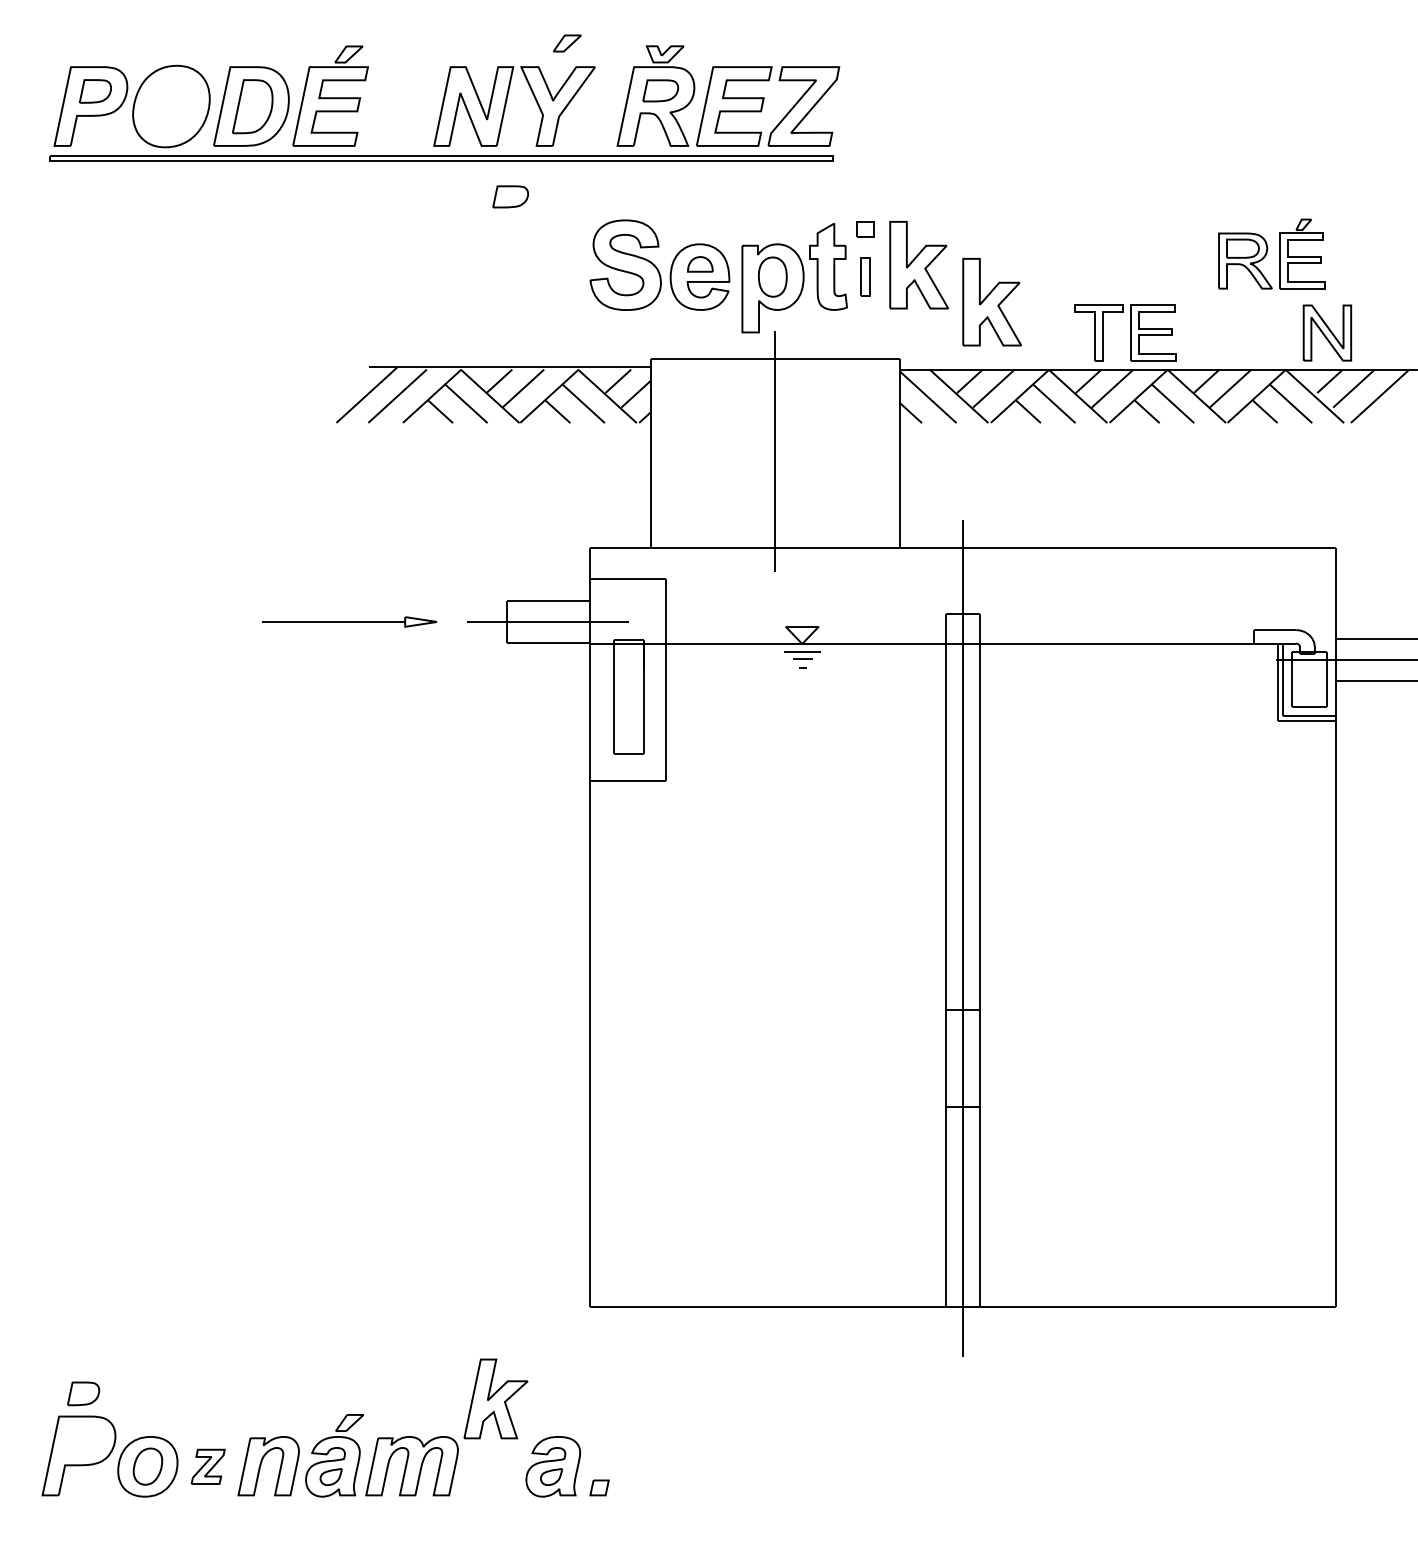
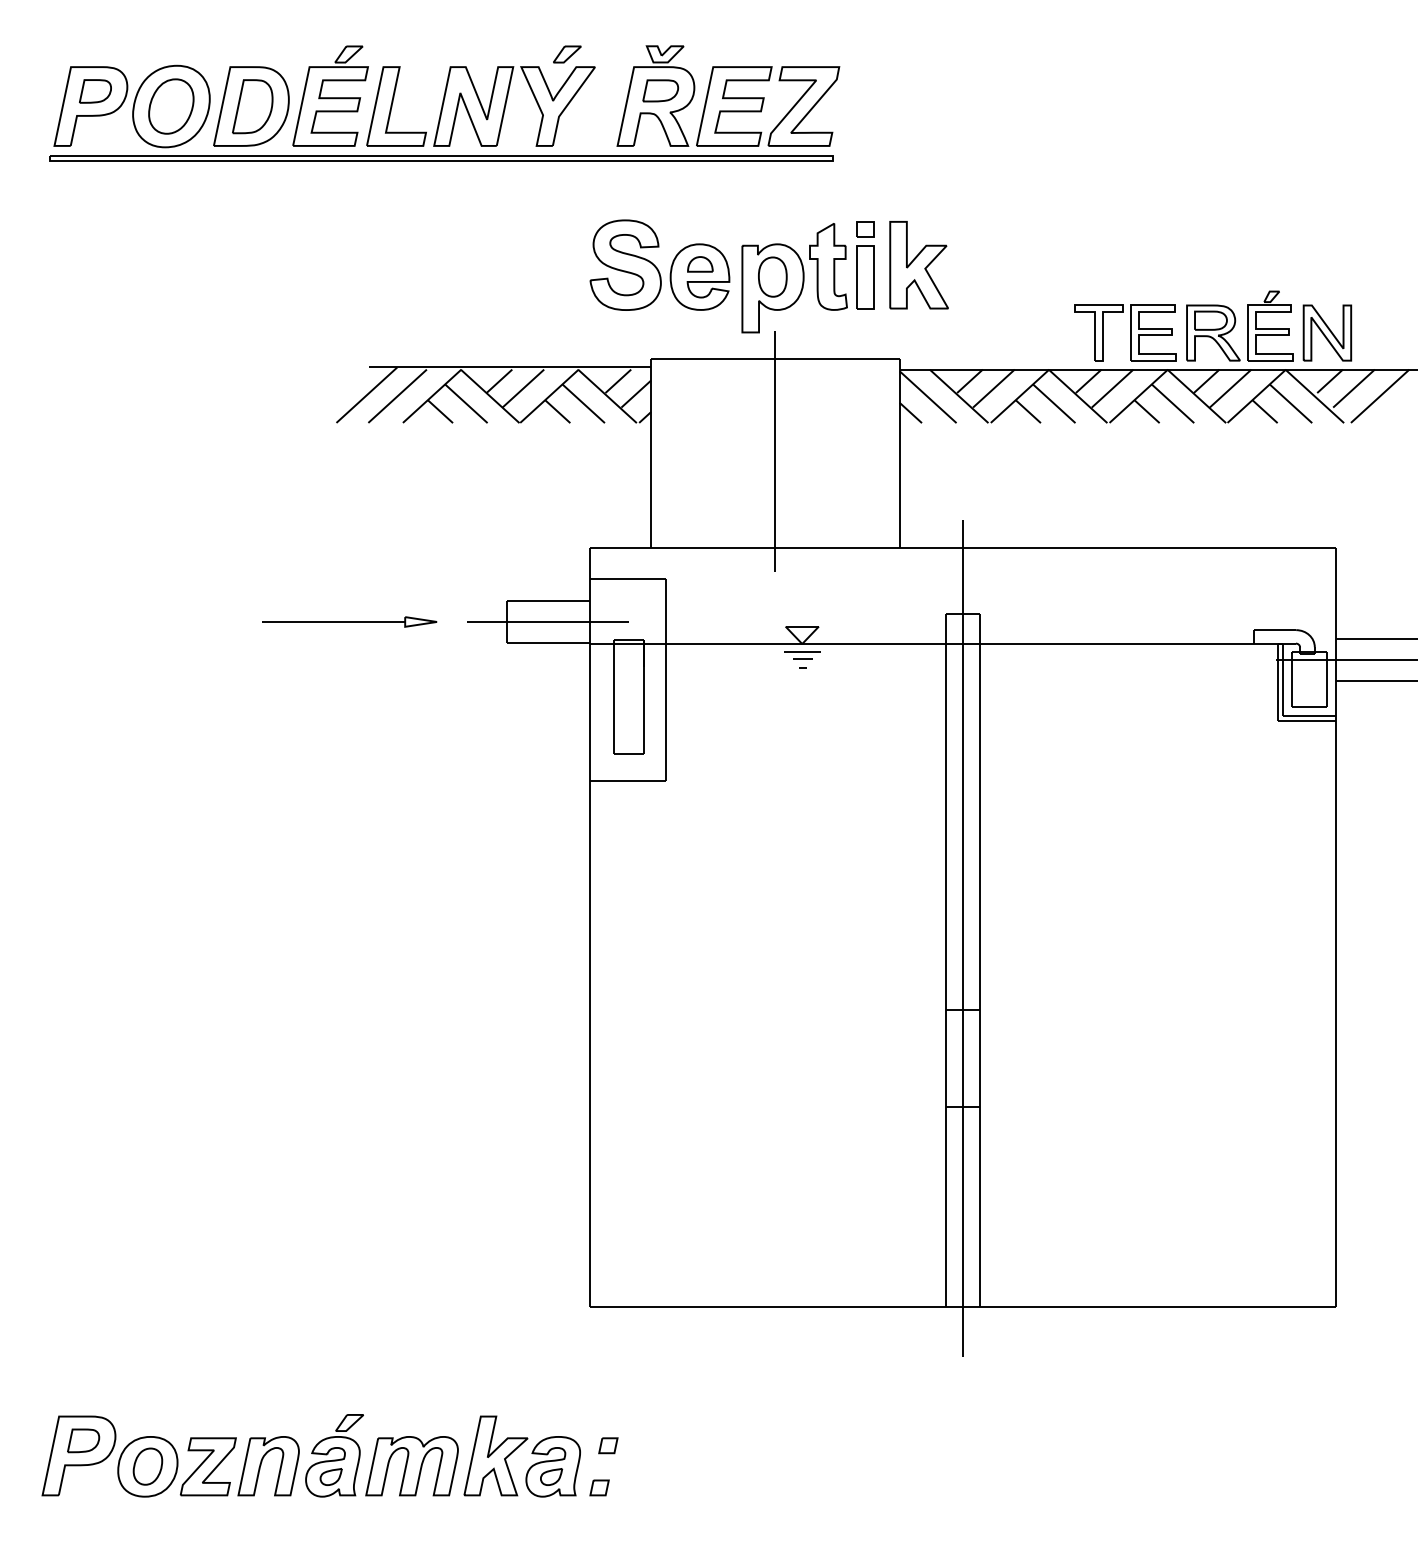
part position: (567, 43) -> (567, 54) (567, 54)
part: none -> present (171, 106)
part: none -> present (396, 106)
part: present -> none (510, 196)
part position: (1271, 253) -> (1239, 325) (1239, 325)
part size: 11x40 px -> 19x65 px (865, 277)
part: present -> none (991, 302)
part position: (83, 1393) -> (83, 1440) (83, 1440)
part position: (495, 1398) -> (495, 1455) (495, 1455)
part: none -> present (608, 1445)
part size: 36x37 px -> 58x60 px (207, 1466)
